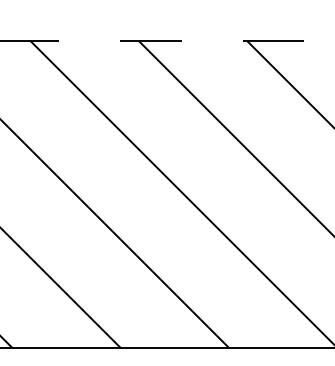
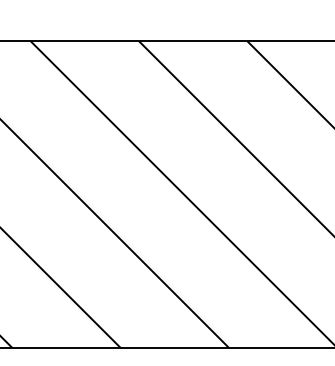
line: dashed -> solid (168, 41)
